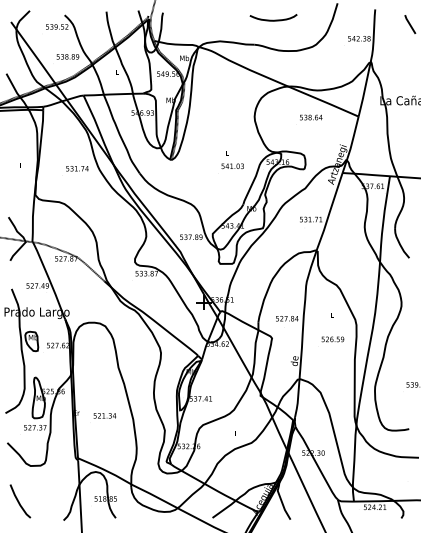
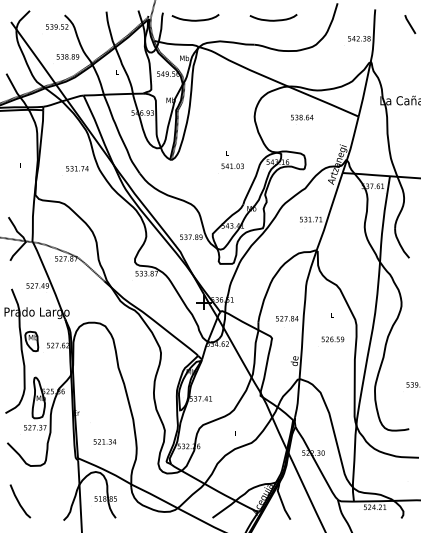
curve: none -> present (195, 19)
text position: (311, 117) -> (302, 117) (302, 117)
text position: (104, 415) -> (104, 441) (104, 441)
